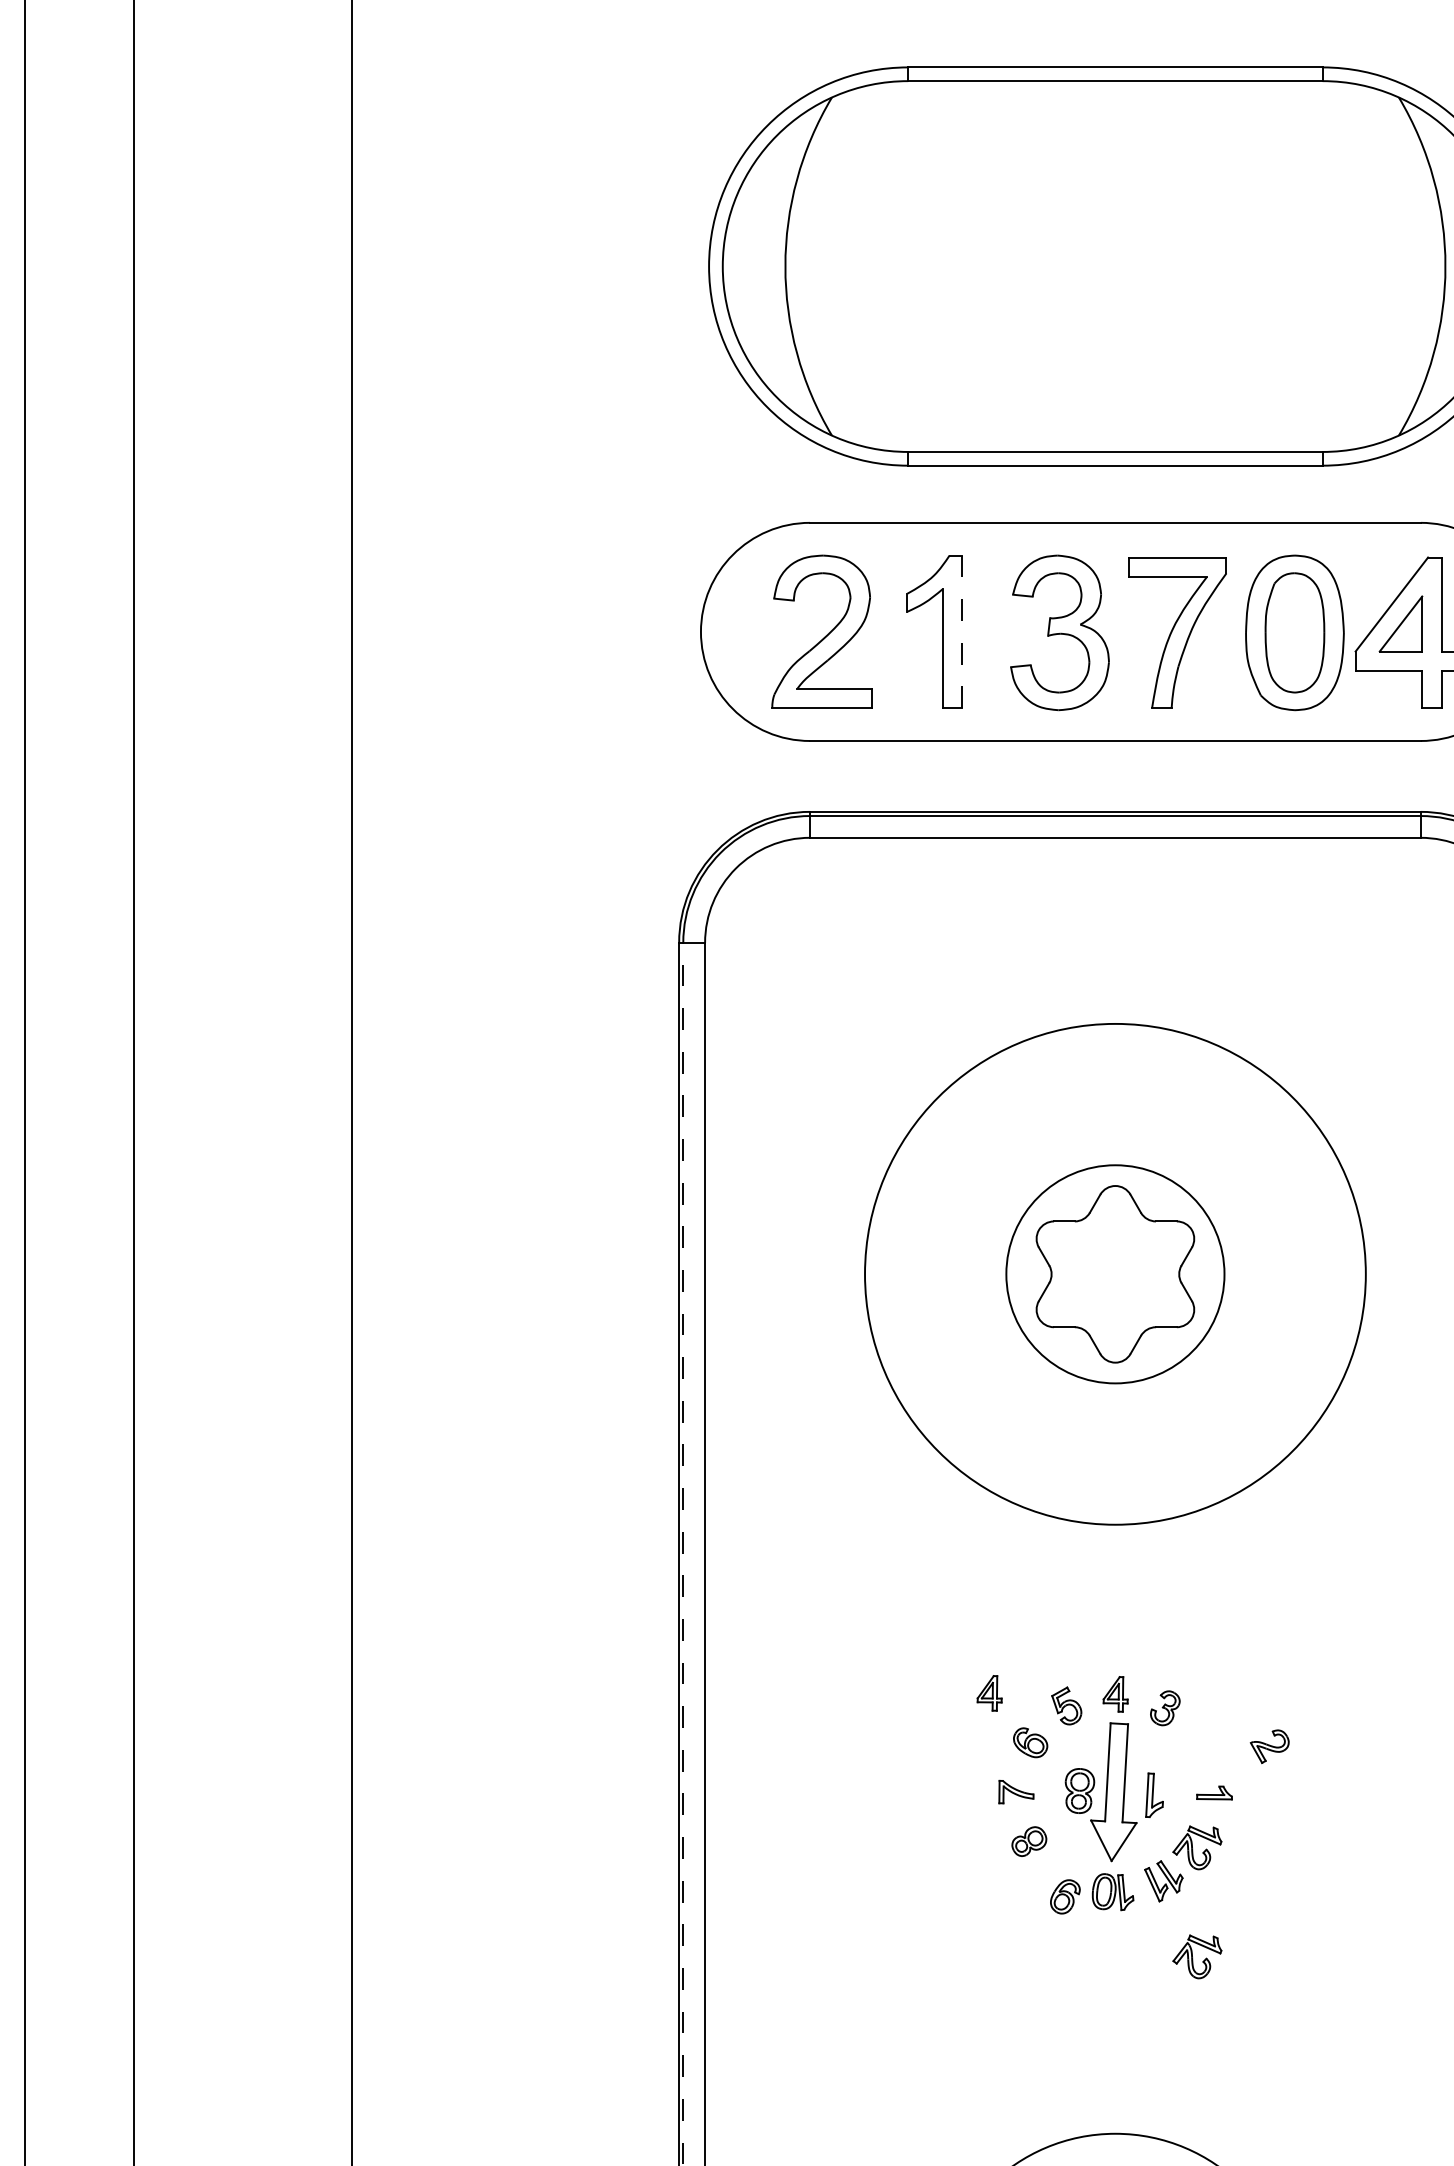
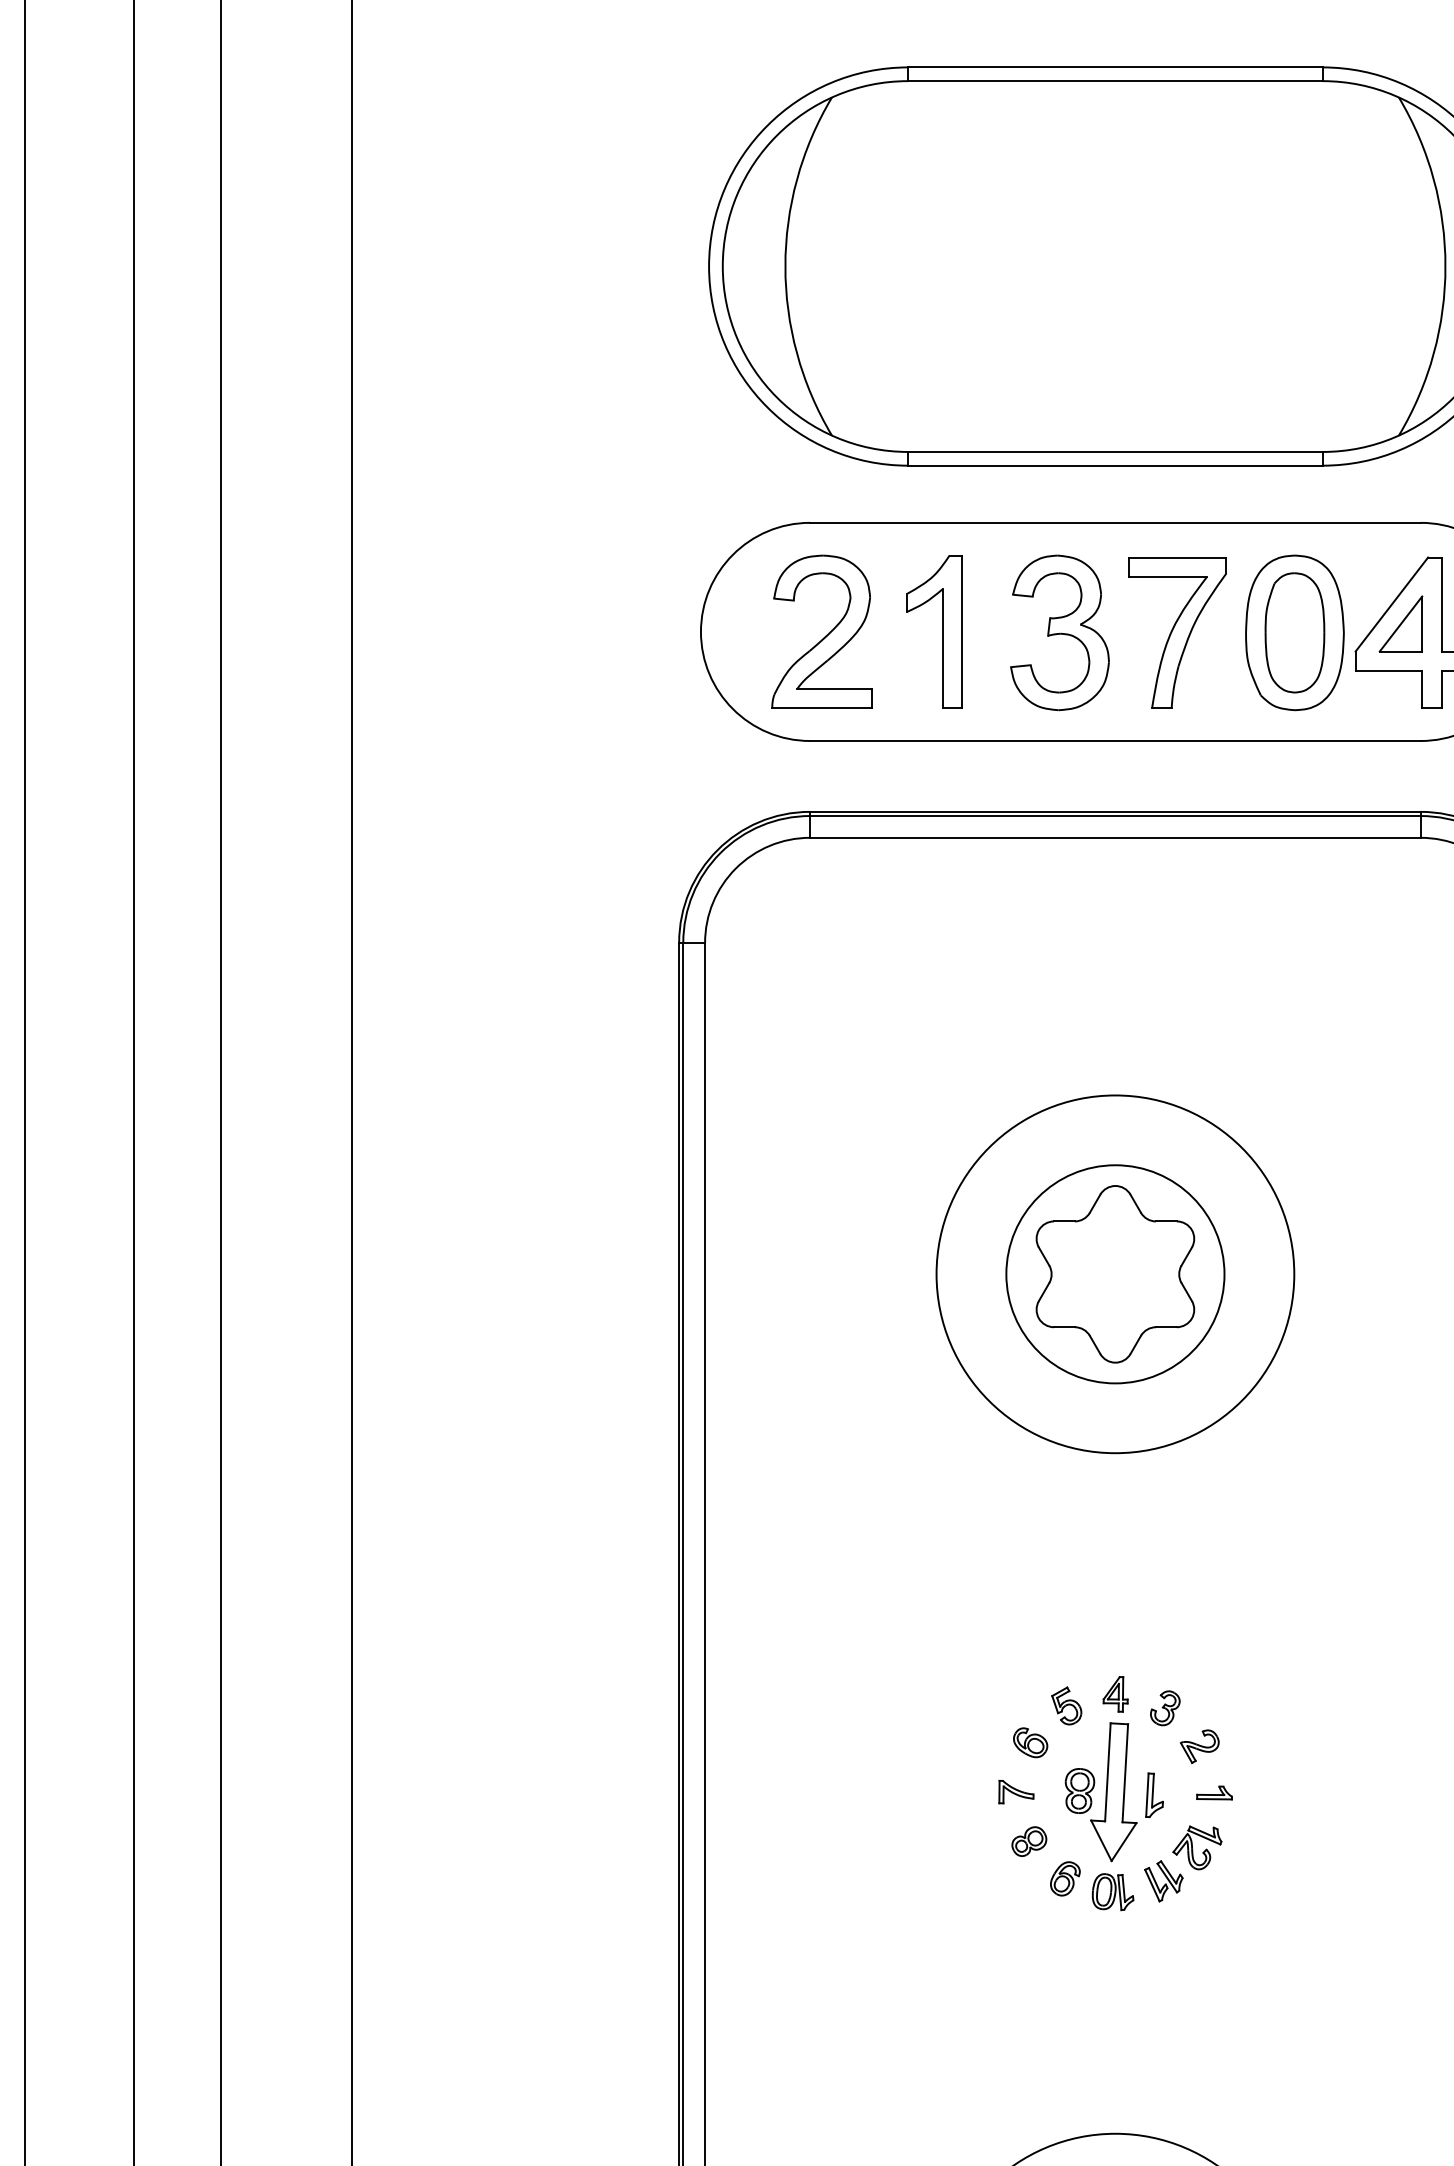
line: dashed -> solid (962, 632)
line: none -> present (221, 1082)
circle diameter: 501 px -> 358 px (1115, 1274)
line: dashed -> solid (683, 1553)
part: present -> none (989, 1693)
part position: (1269, 1746) -> (1199, 1746) (1199, 1746)
part position: (1065, 1896) -> (1065, 1878) (1065, 1878)
part: present -> none (1197, 1956)
